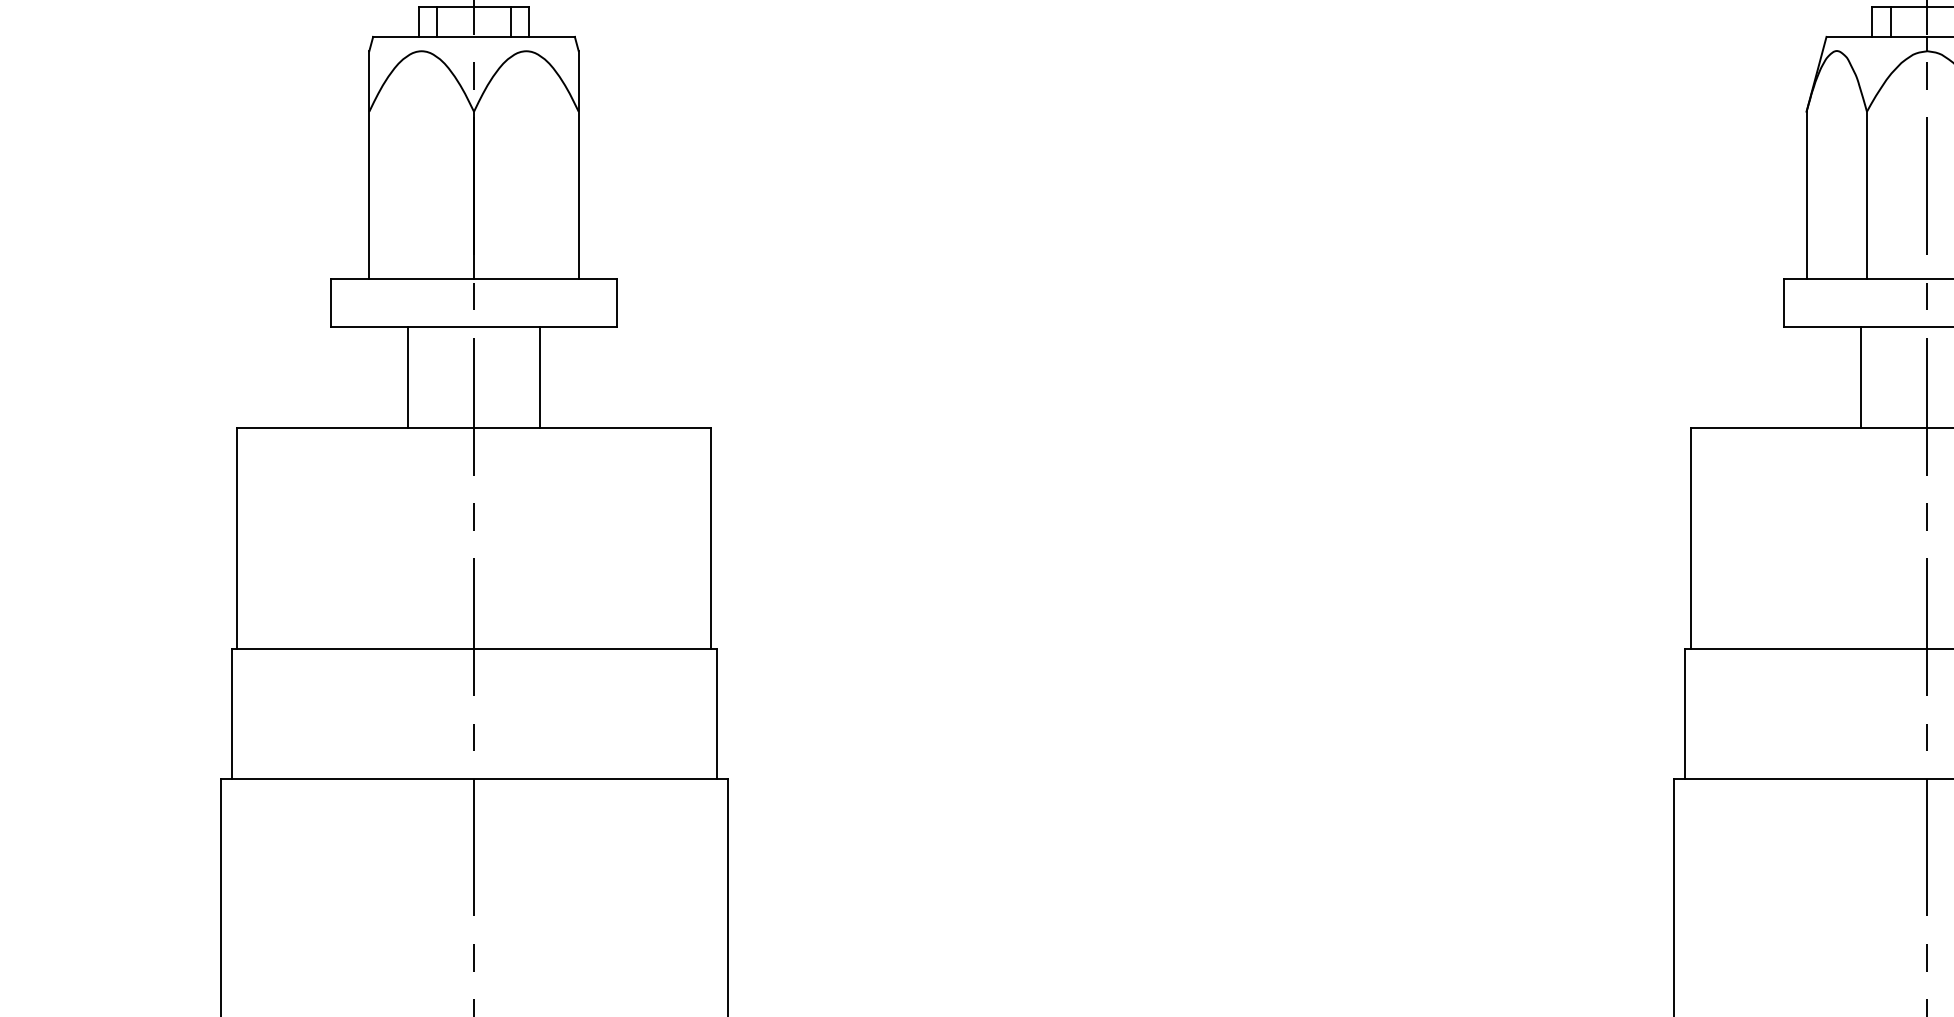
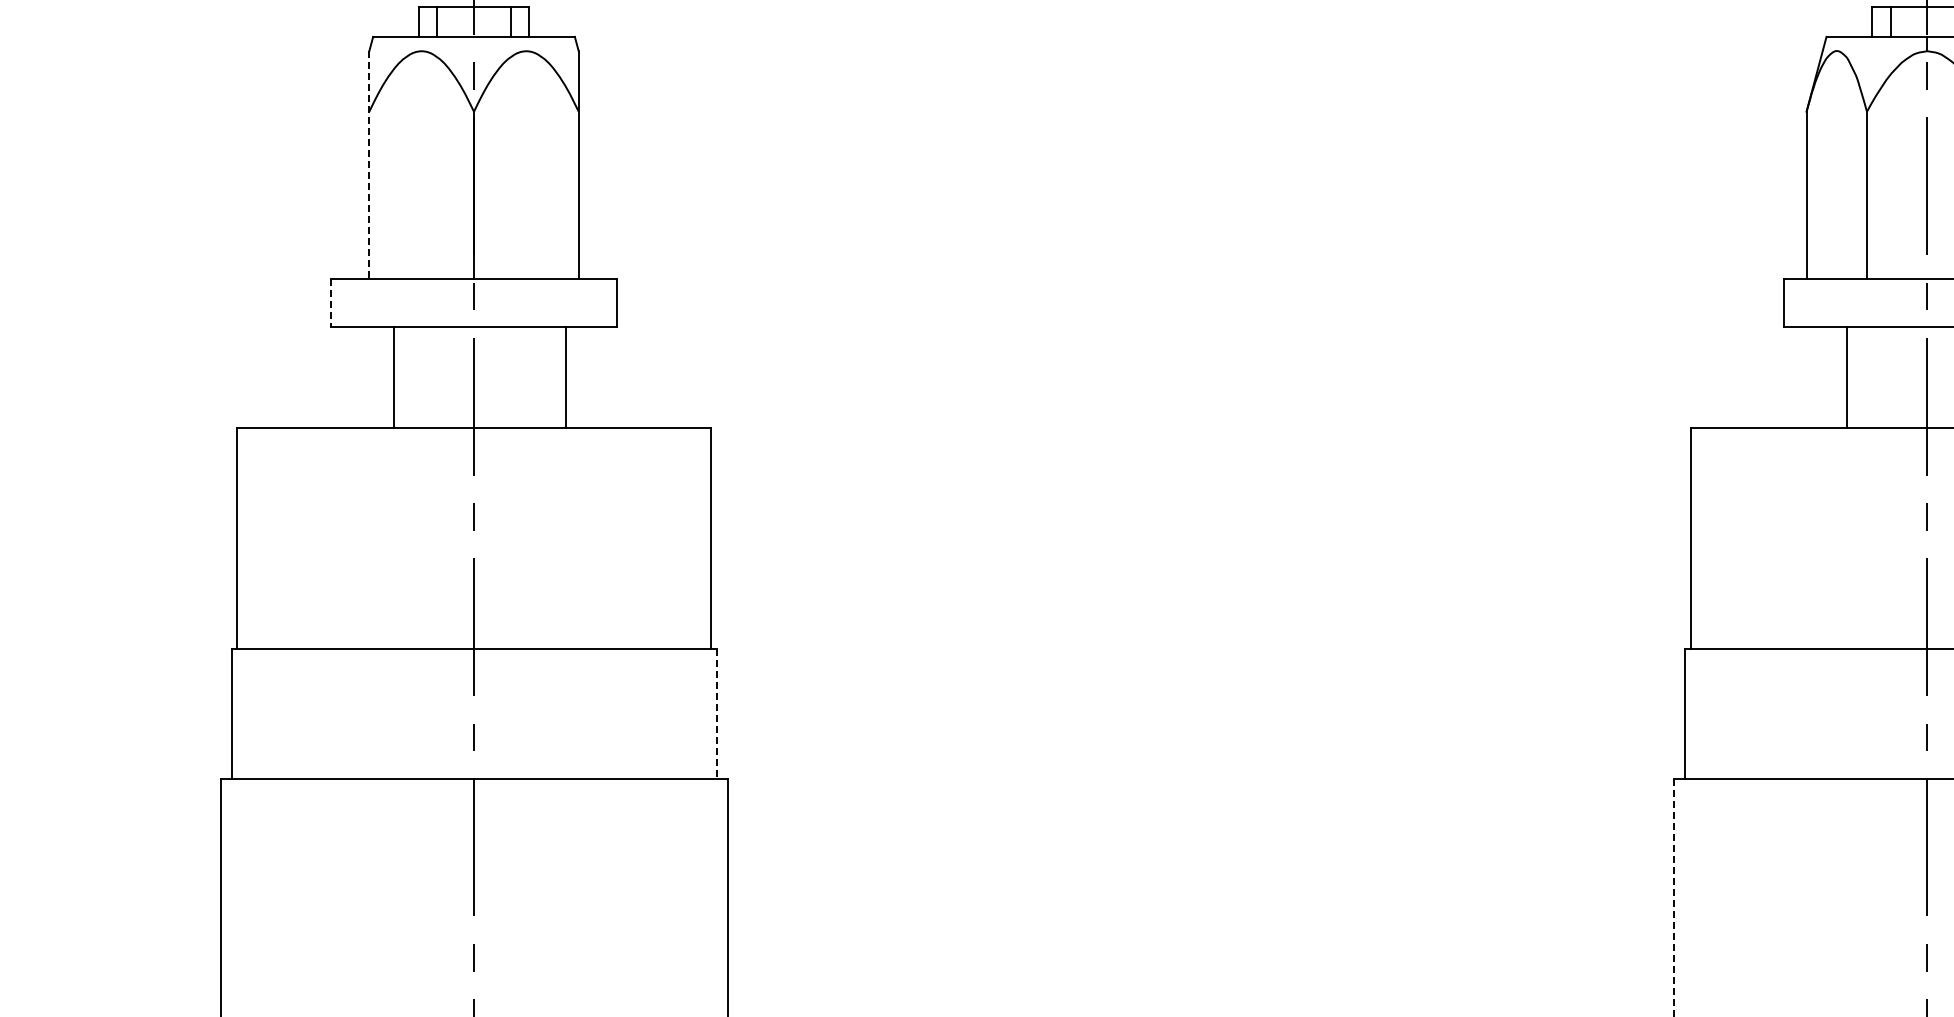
line: solid -> dashed (369, 165)
line: solid -> dashed (330, 303)
line position: (407, 377) -> (393, 377) (393, 377)
line position: (540, 377) -> (566, 377) (566, 377)
line position: (1861, 377) -> (1847, 377) (1847, 377)
line: solid -> dashed (716, 713)
line: solid -> dashed (1673, 897)
